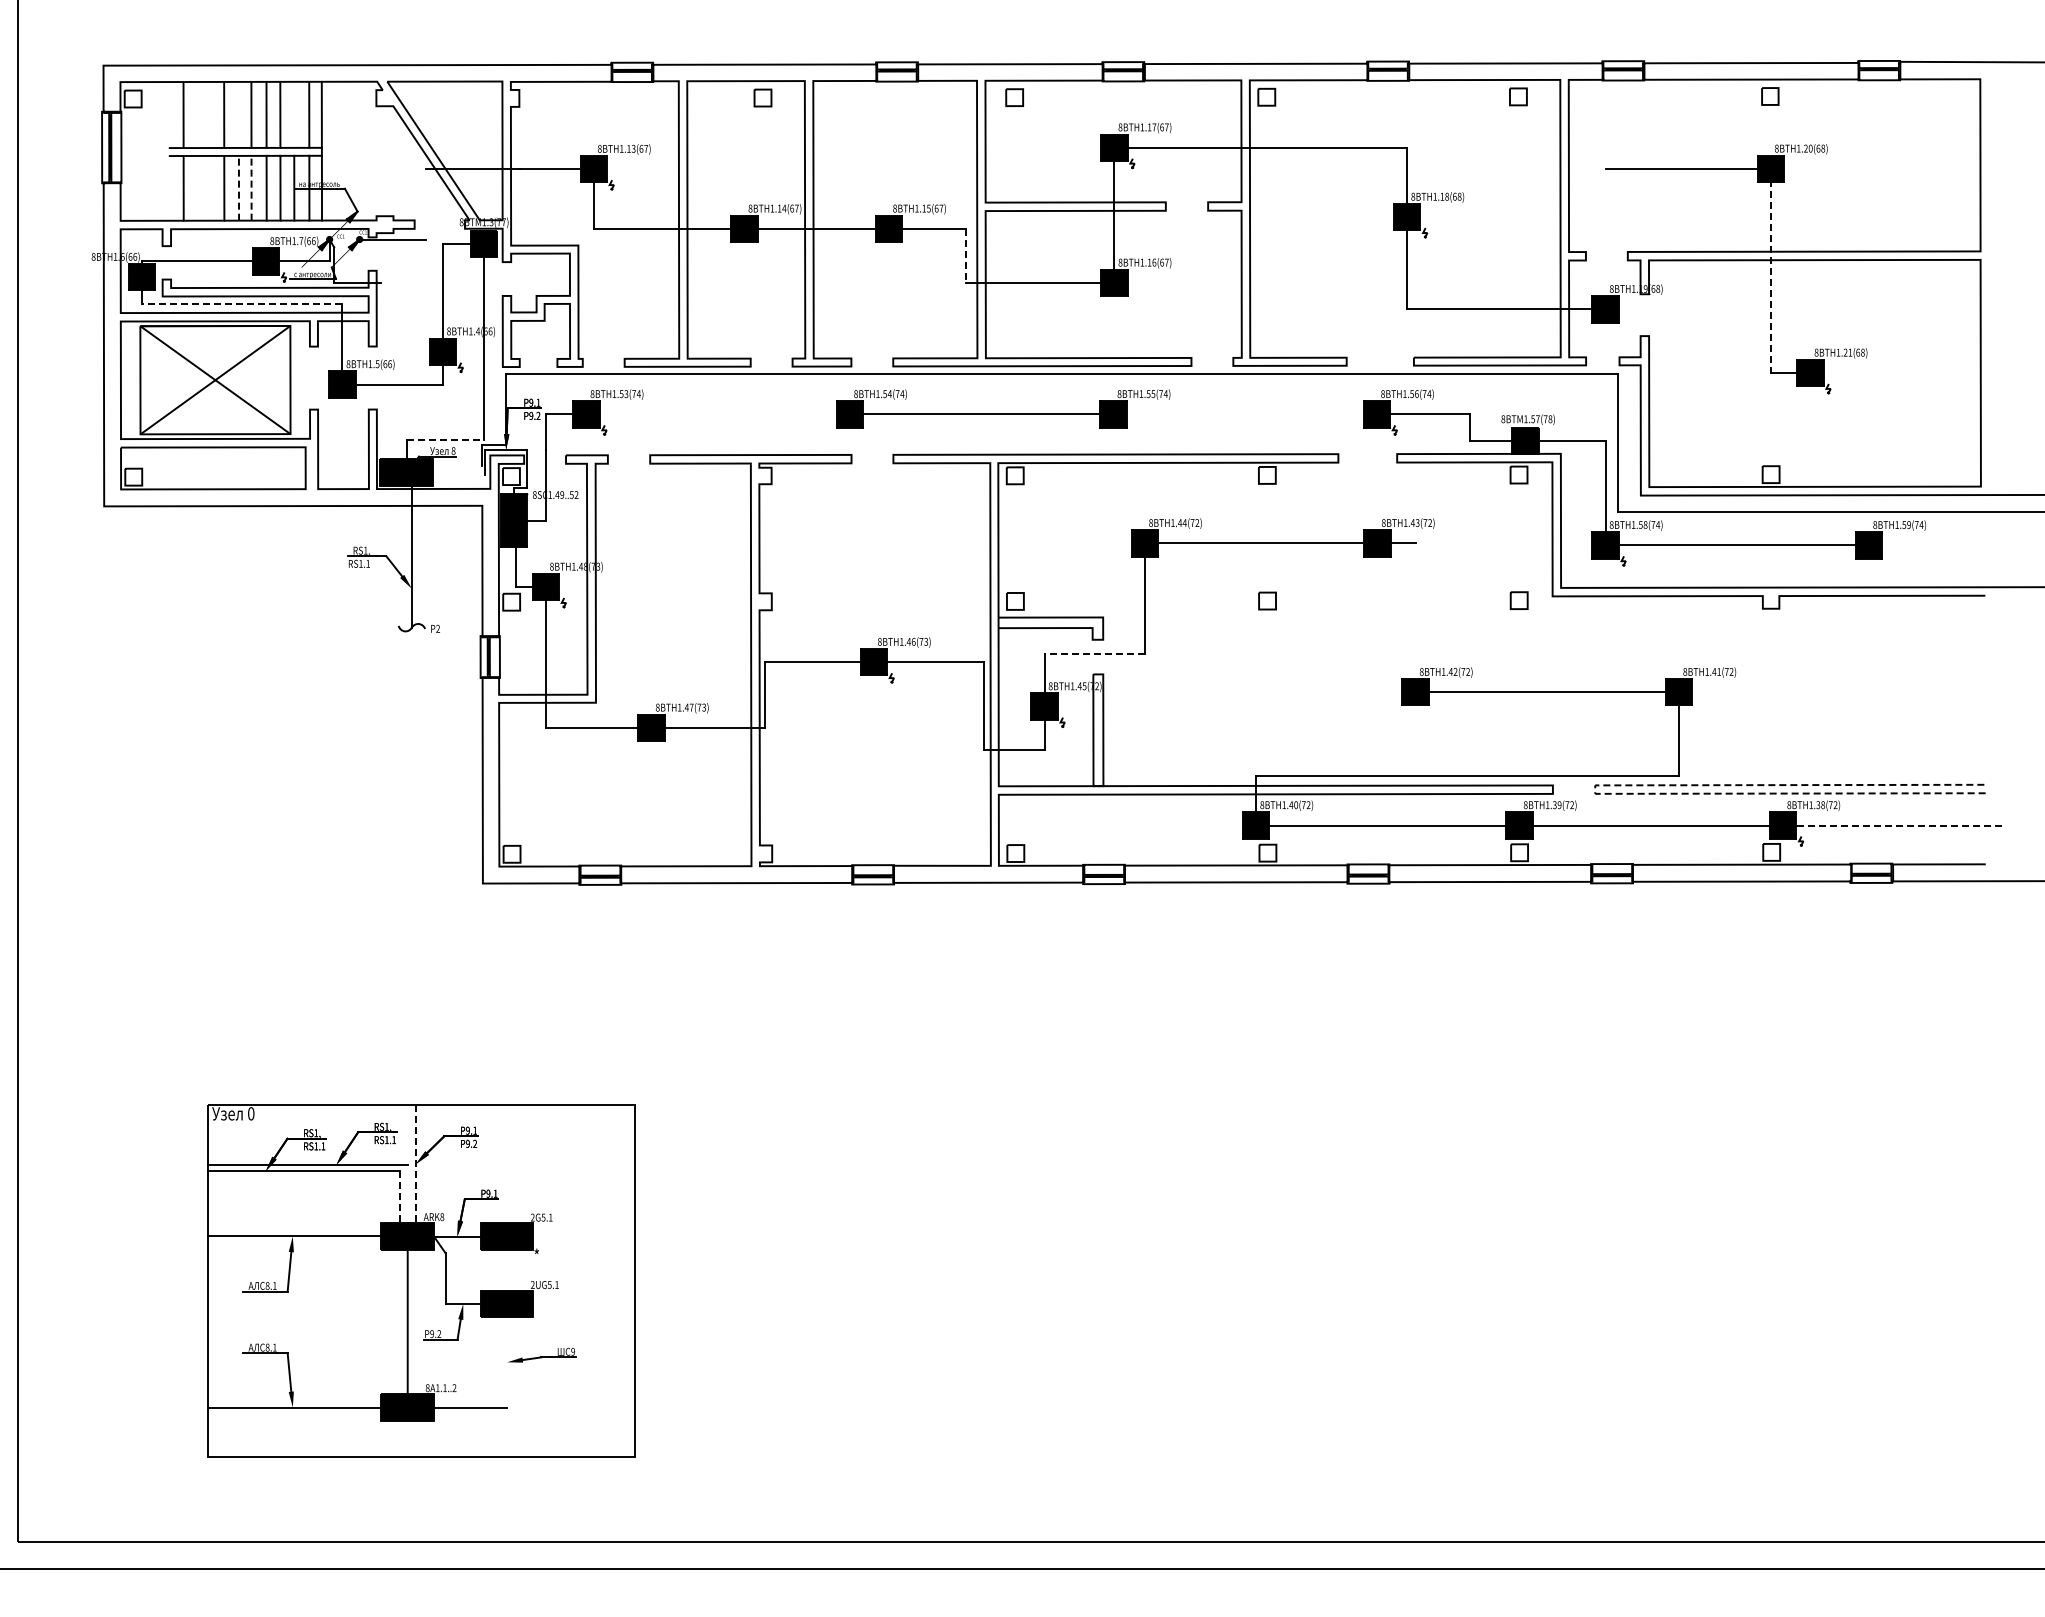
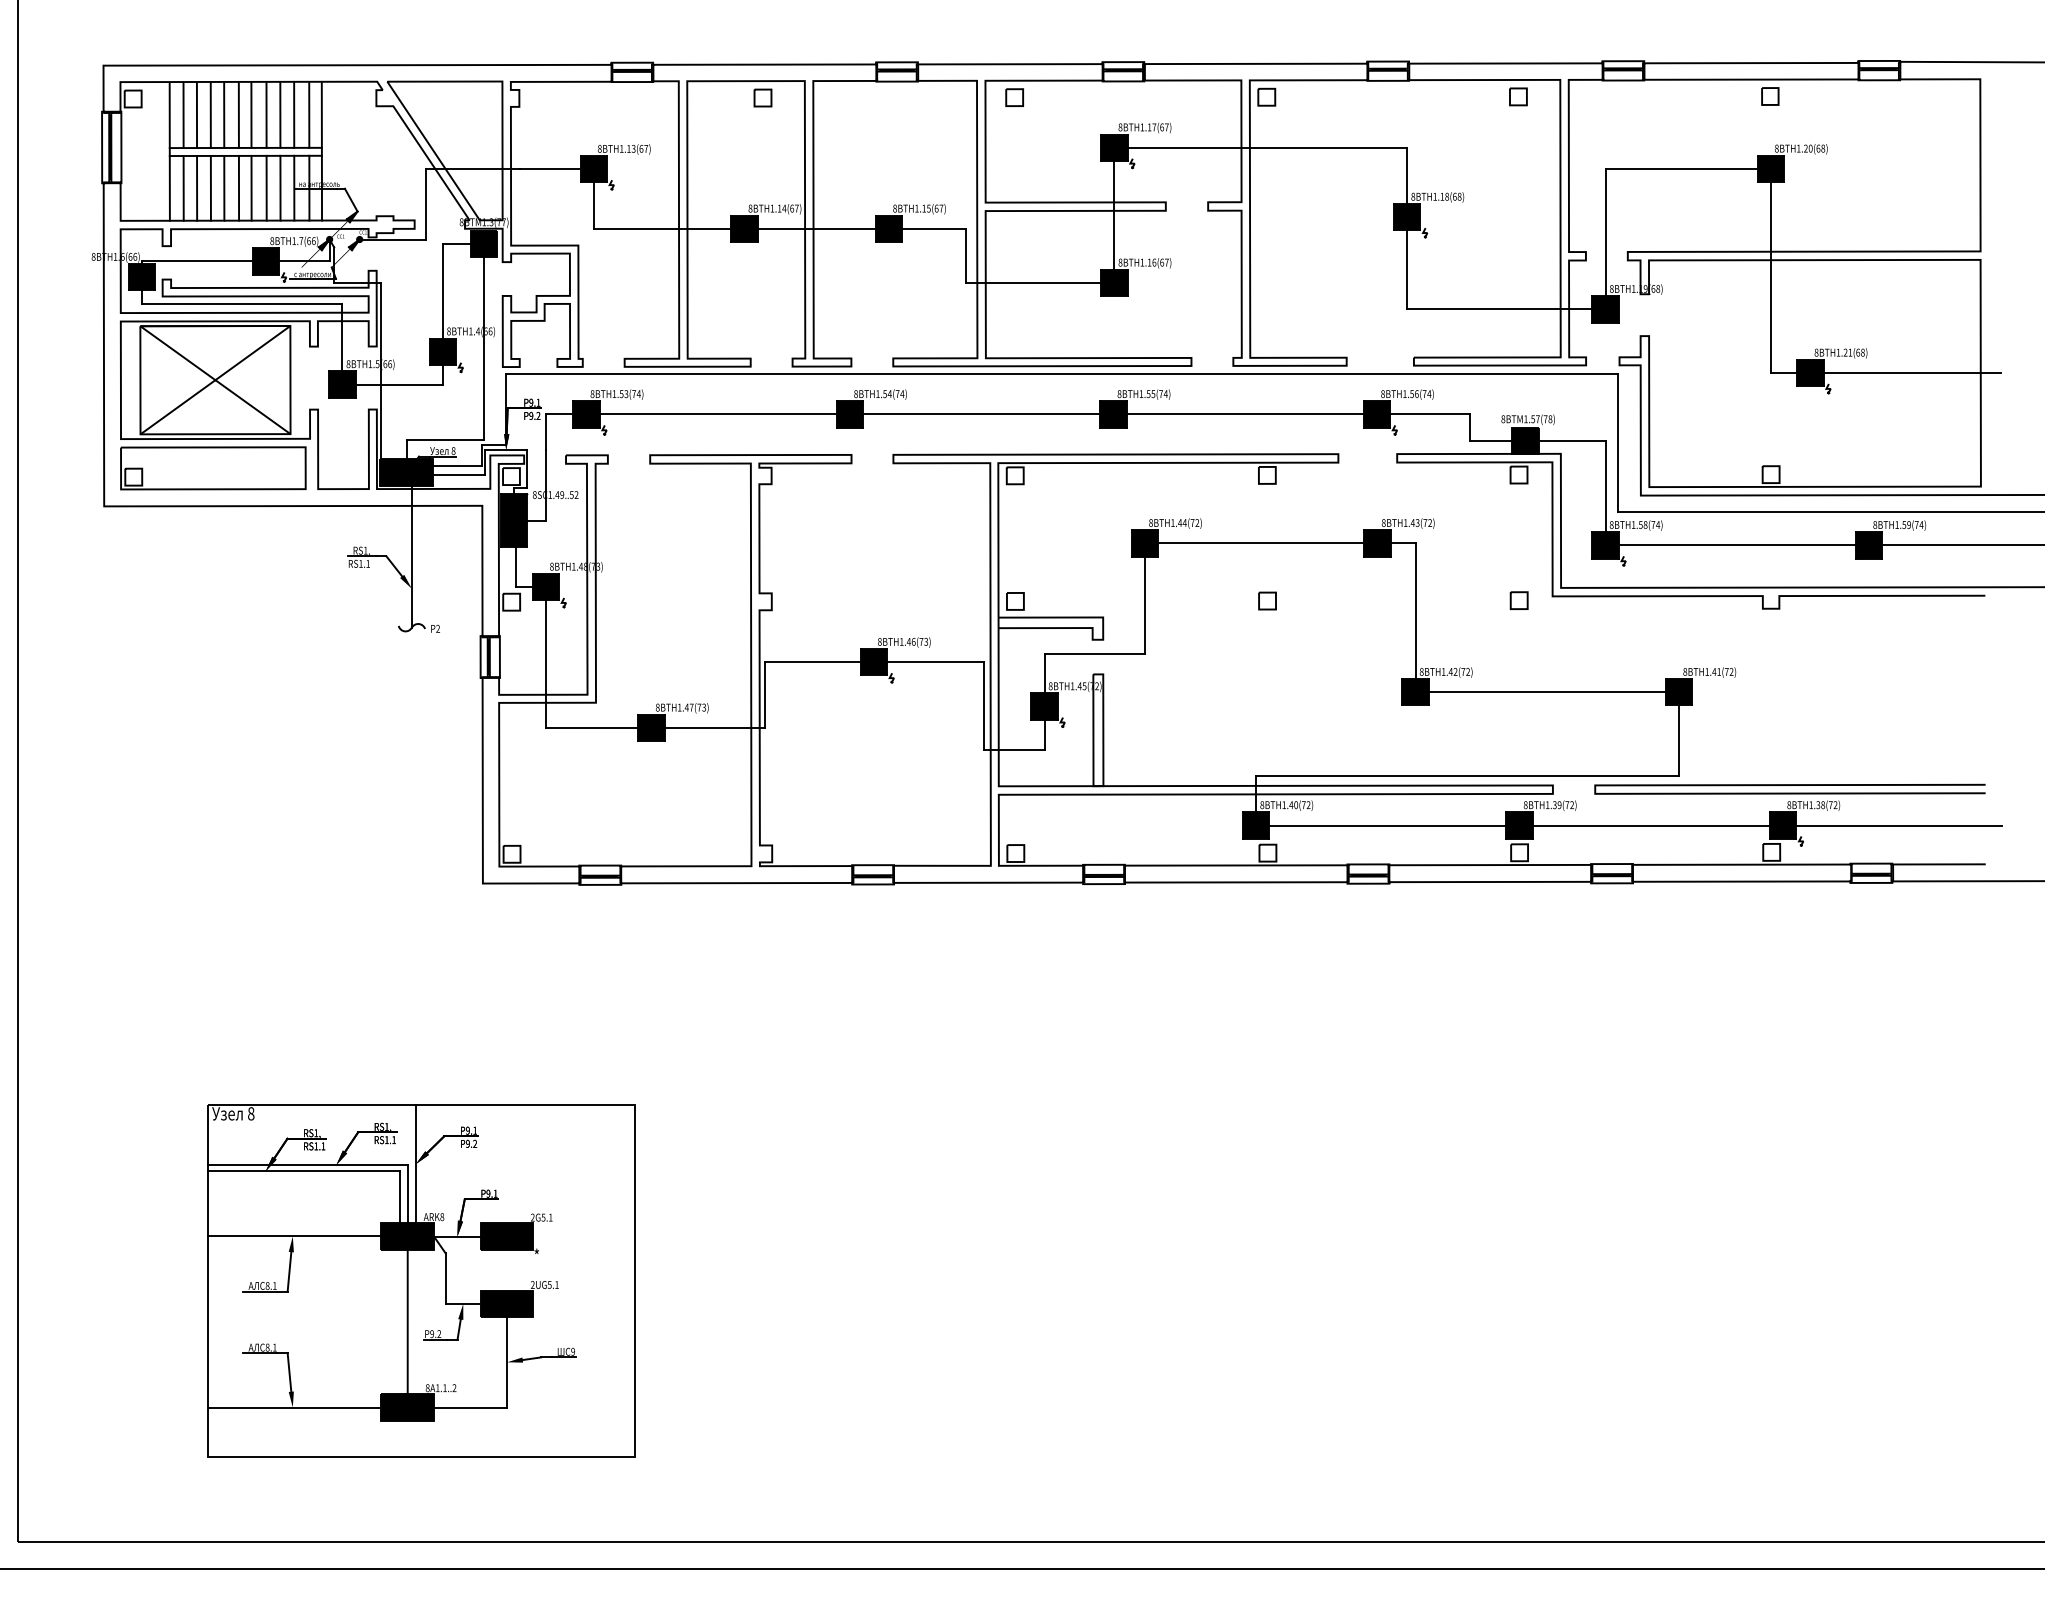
line: none -> present (196, 115)
line: none -> present (210, 115)
line: none -> present (238, 115)
line: none -> present (294, 115)
line: none -> present (169, 151)
line: none -> present (197, 187)
line: none -> present (210, 187)
line: dashed -> solid (238, 187)
line: dashed -> solid (251, 187)
line: none -> present (425, 204)
line: none -> present (1605, 239)
line: dashed -> solid (965, 256)
line: dashed -> solid (1770, 271)
line: dashed -> solid (241, 304)
line: none -> present (381, 370)
line: none -> present (1905, 373)
line: none -> present (717, 414)
line: none -> present (1244, 414)
line: dashed -> solid (445, 439)
line: none -> present (457, 466)
line: none -> present (458, 474)
line: none -> present (1955, 545)
line: none -> present (1415, 617)
line: dashed -> solid (1094, 654)
line: dashed -> solid (1595, 789)
line: dashed -> solid (1891, 825)
text: 0 -> 8 (251, 1113)
line: dashed -> solid (415, 1164)
line: none -> present (407, 1194)
line: dashed -> solid (400, 1197)
line: none -> present (507, 1362)
